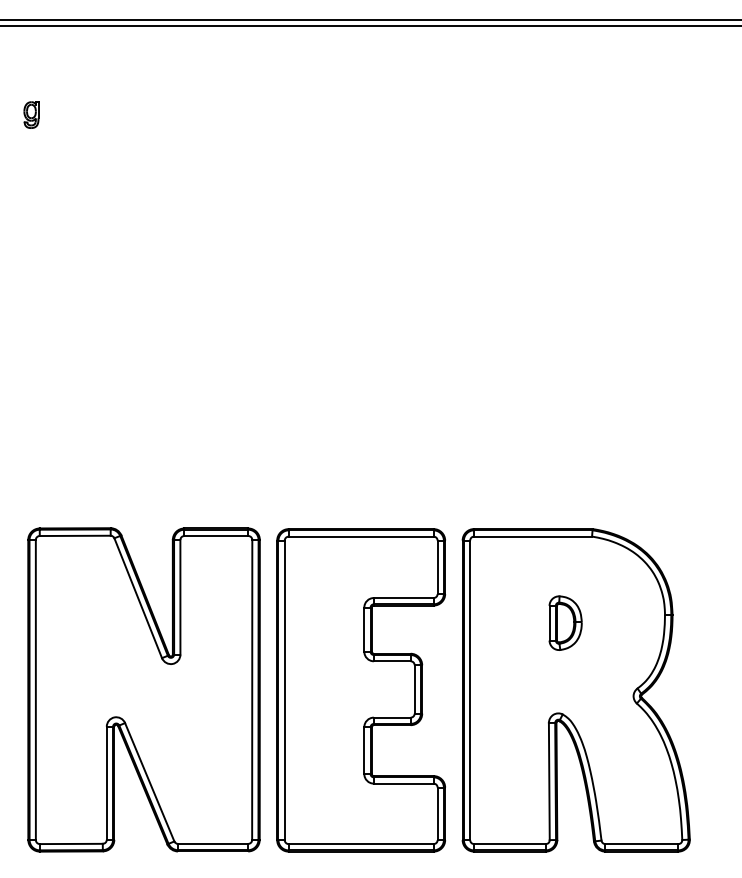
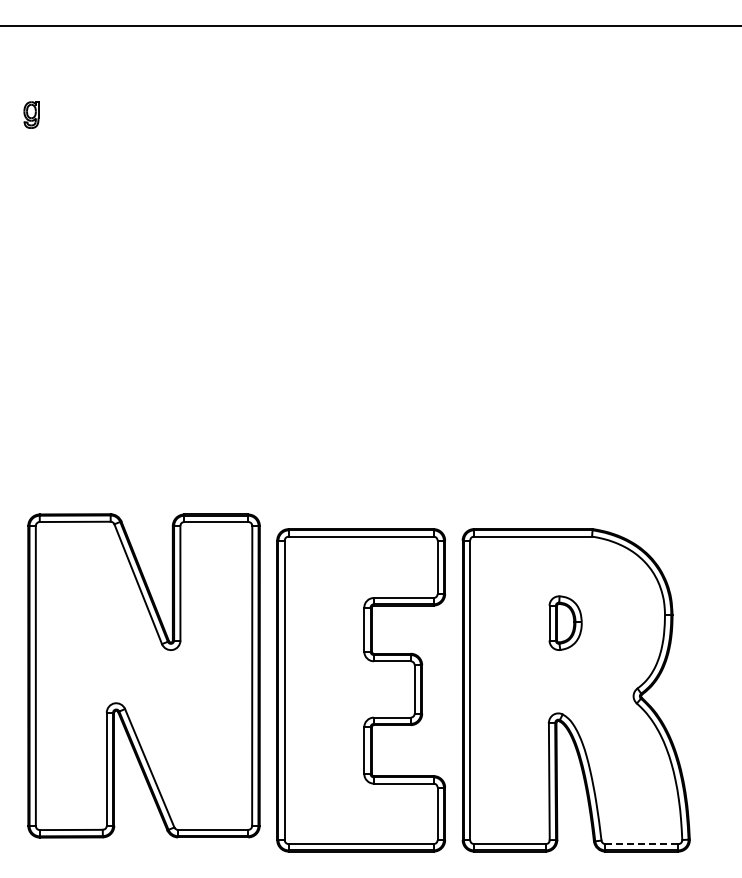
line: present -> none (370, 19)
part position: (143, 689) -> (143, 675) (143, 675)
line: solid -> dashed (642, 844)
